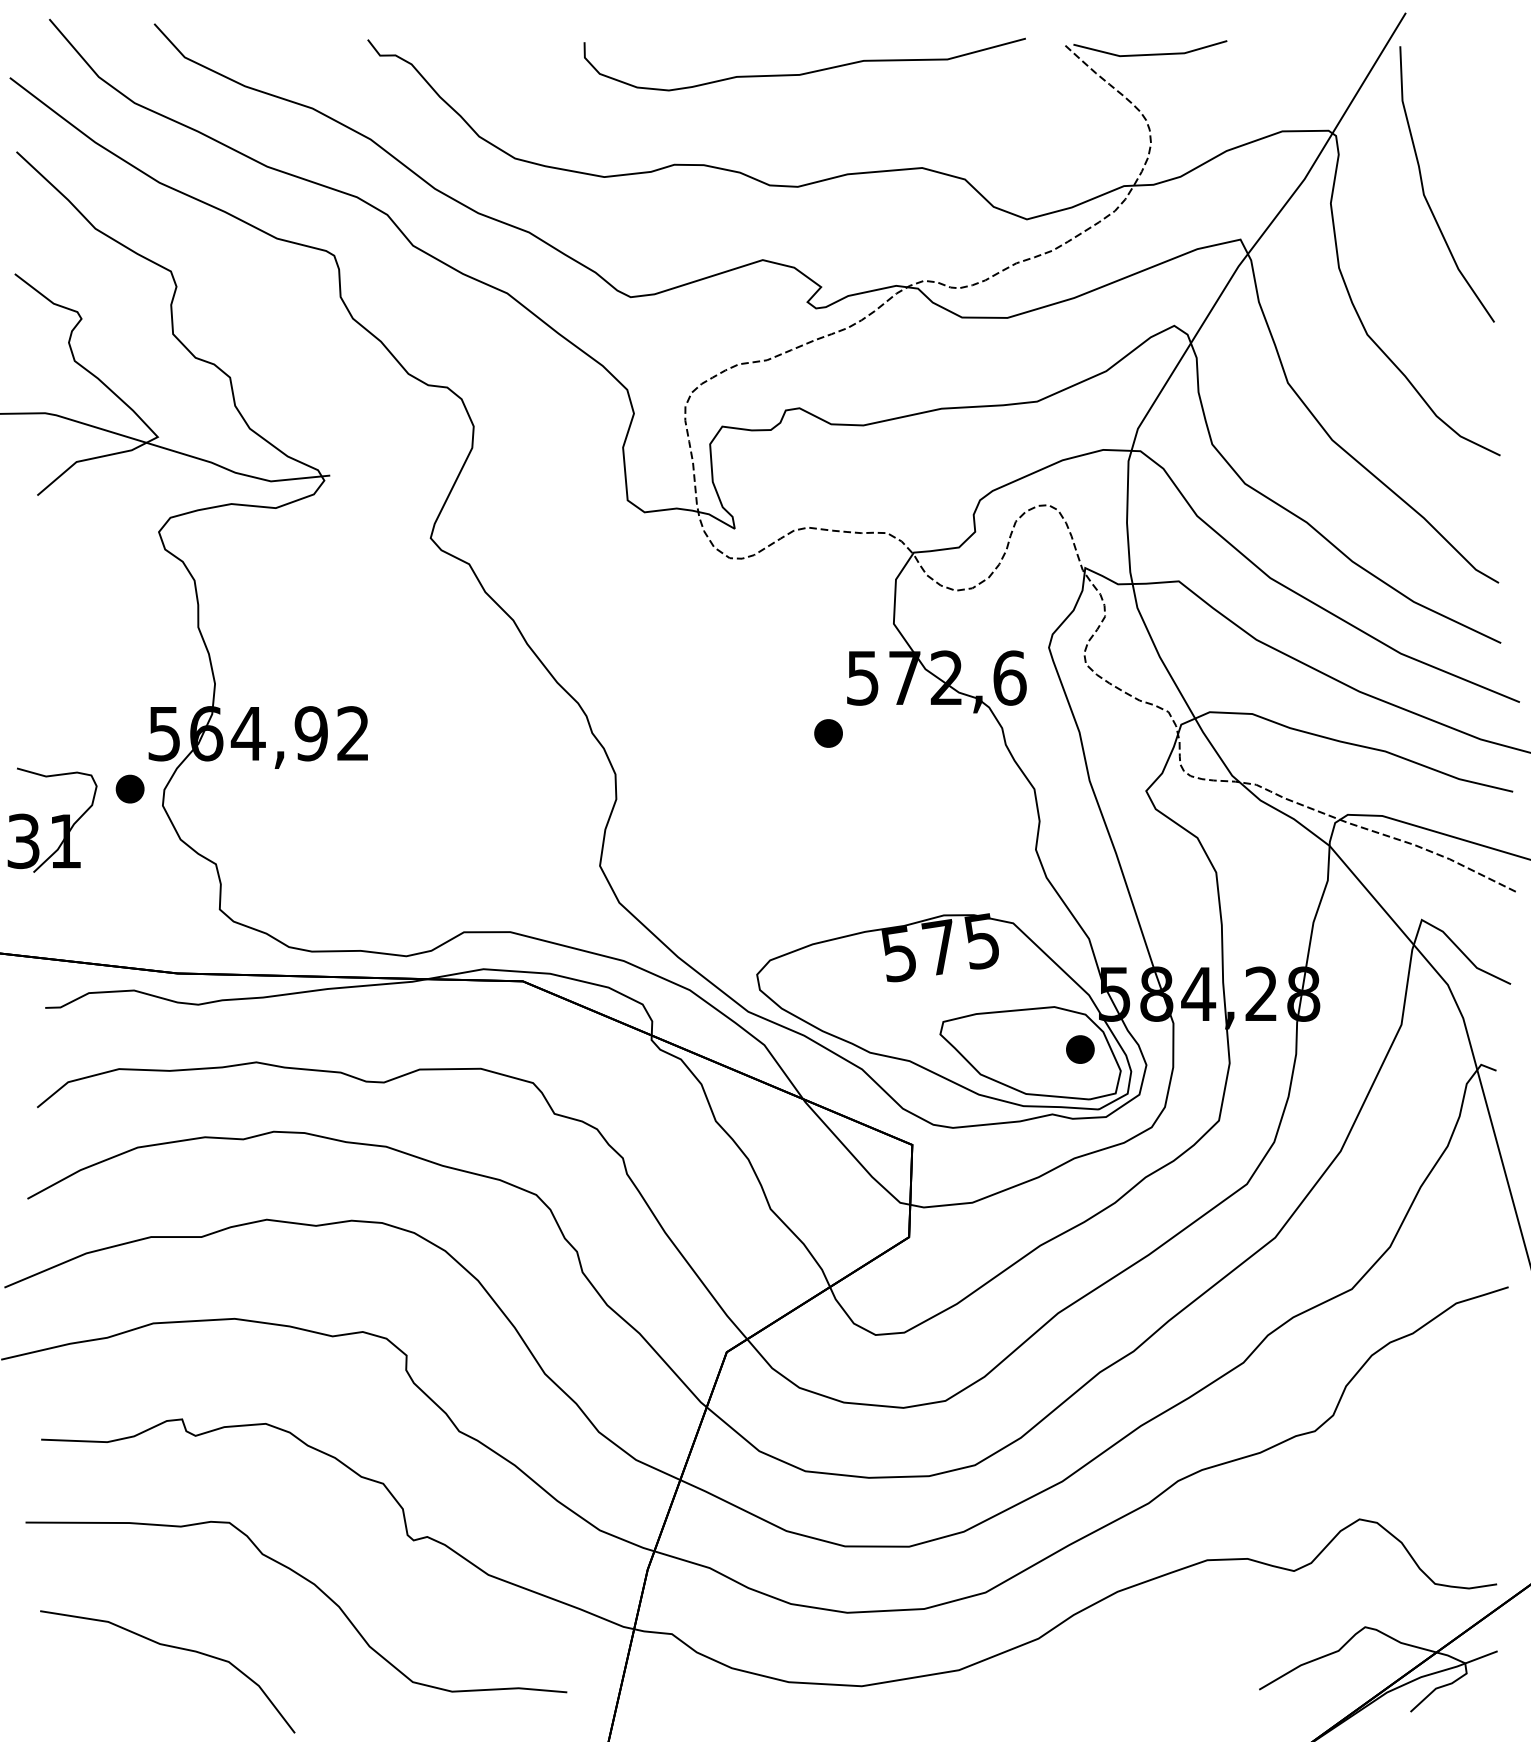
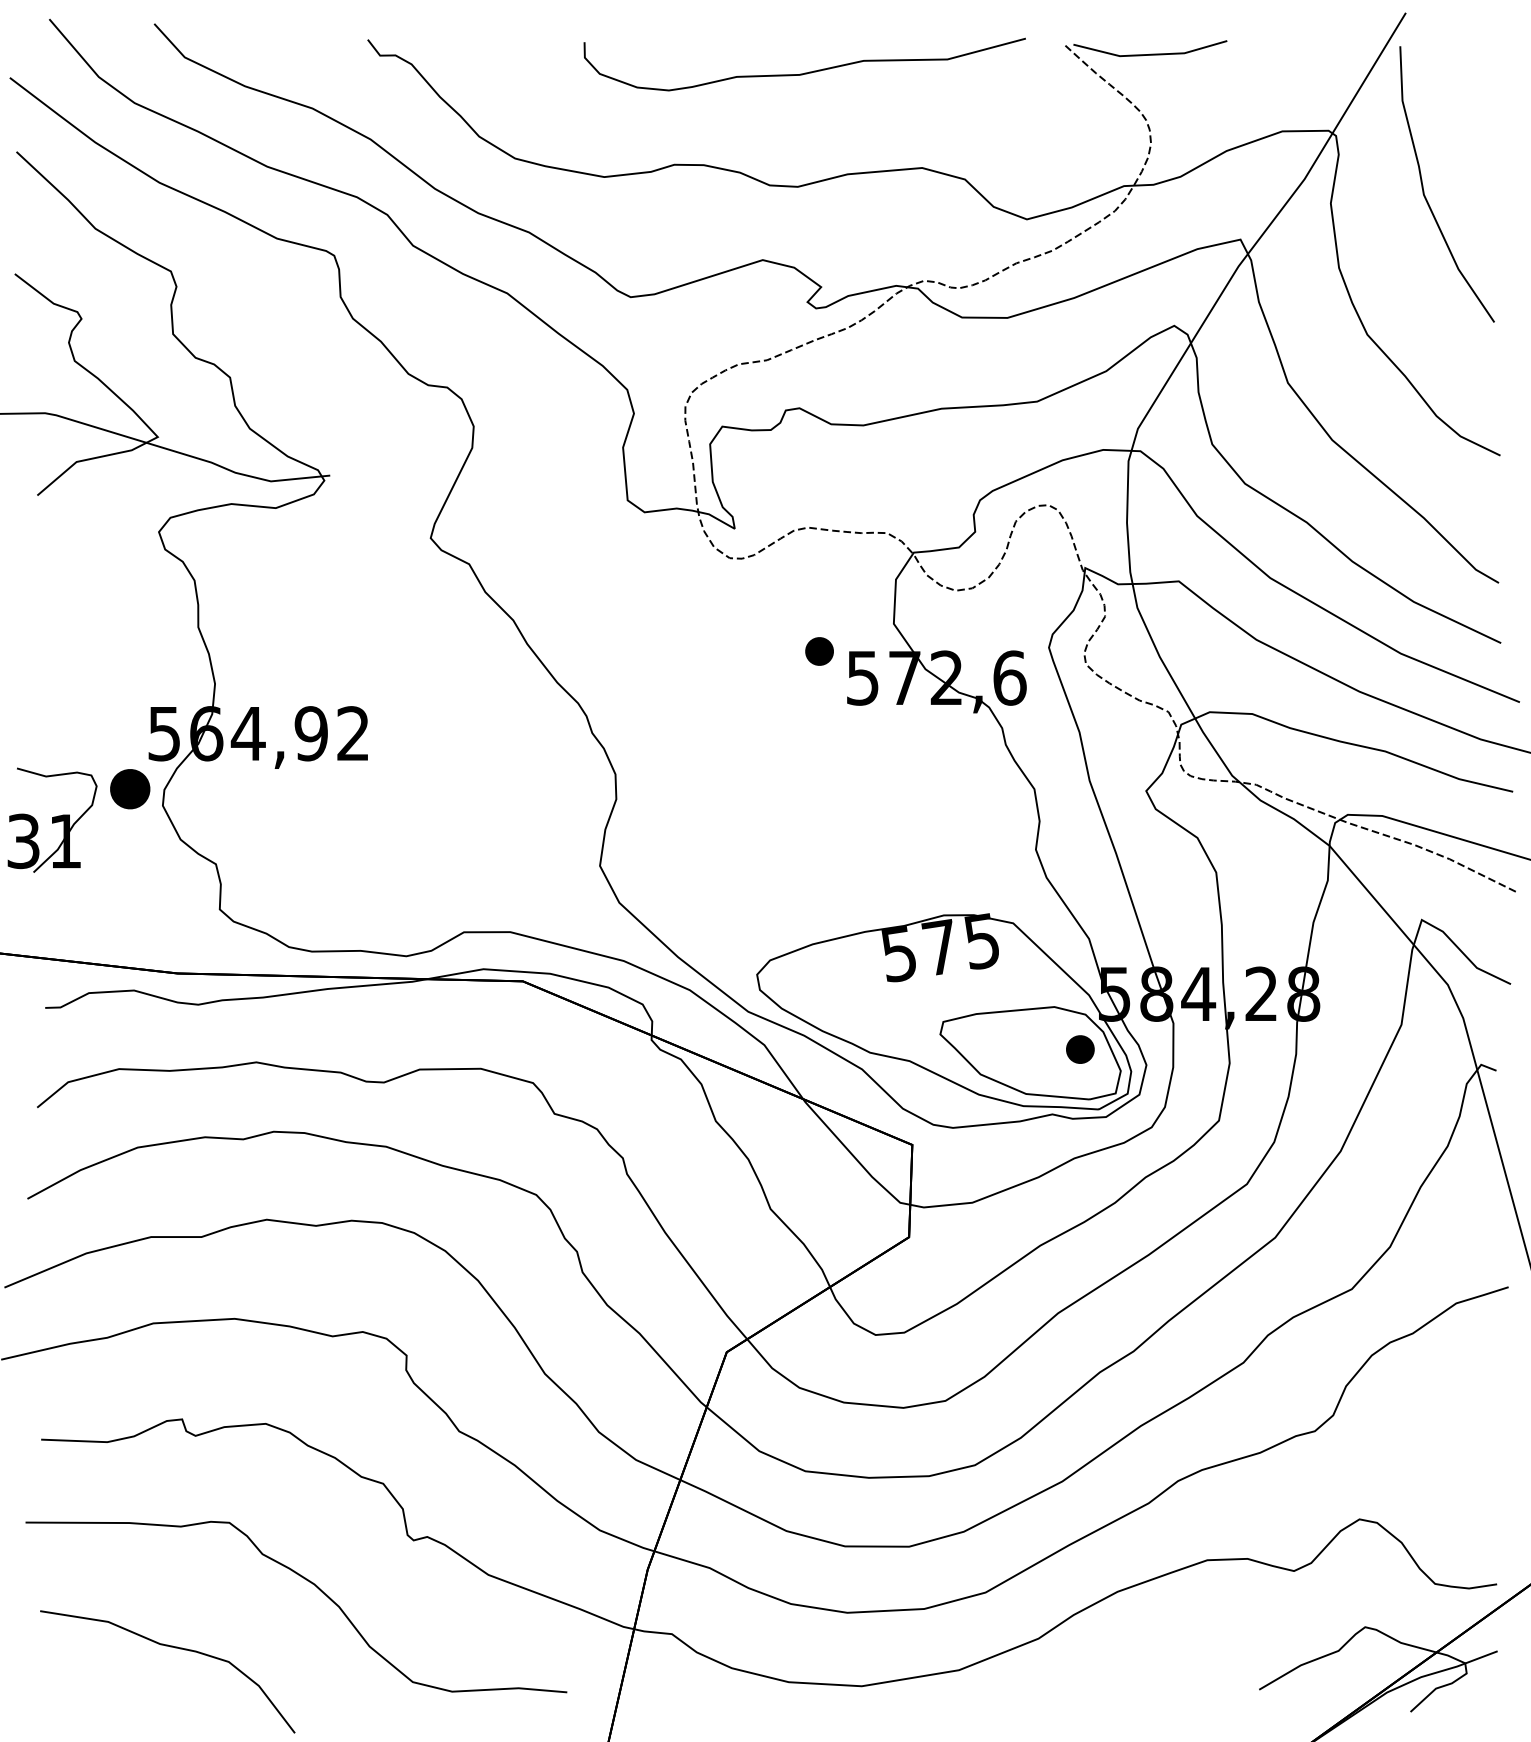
part position: (828, 733) -> (819, 651) (819, 651)
part size: 30x30 px -> 41x41 px (130, 789)
